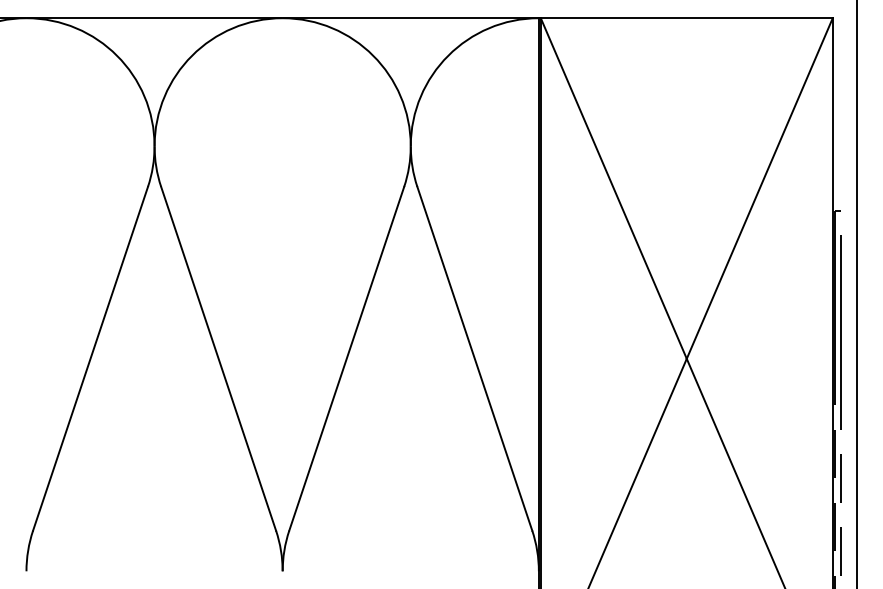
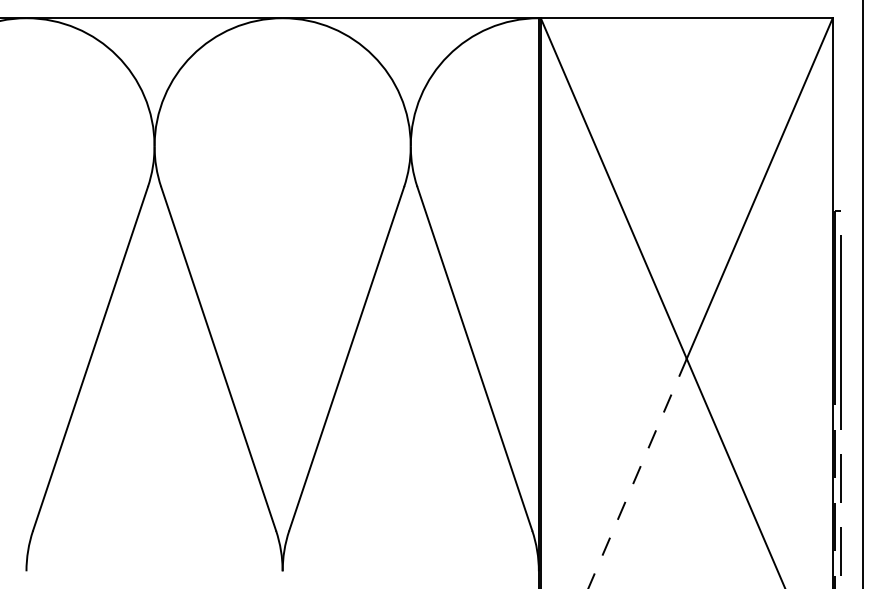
line position: (856, 293) -> (862, 293) (862, 293)
line: solid -> dashed (637, 473)
